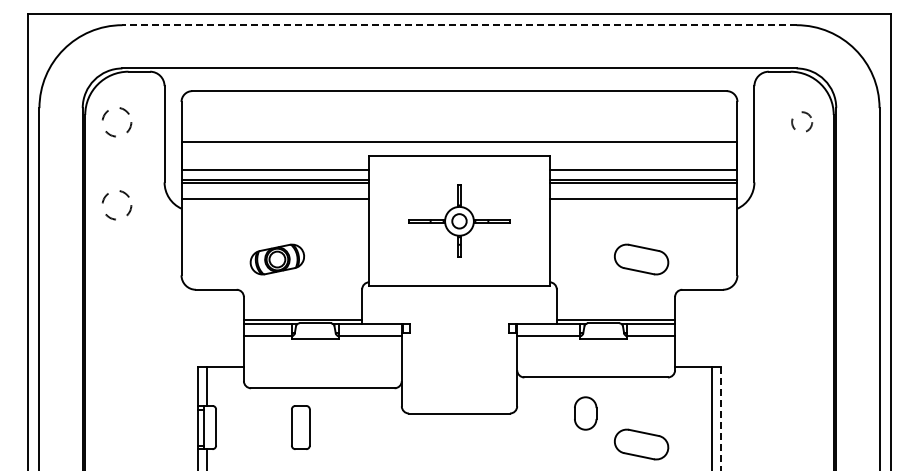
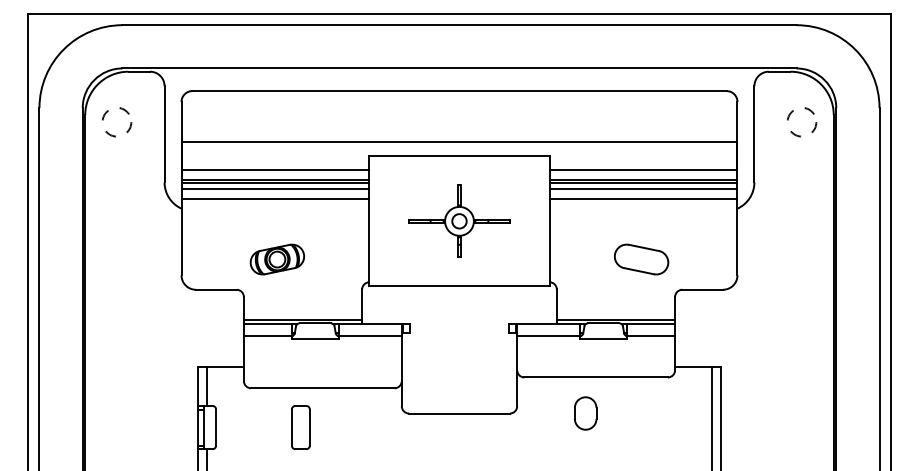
line: dashed -> solid (459, 25)
circle size: 23x22 px -> 31x31 px (802, 122)
line: none -> present (275, 188)
line: none -> present (643, 188)
circle: present -> none (116, 205)
line: dashed -> solid (720, 418)
part: present -> none (641, 444)
